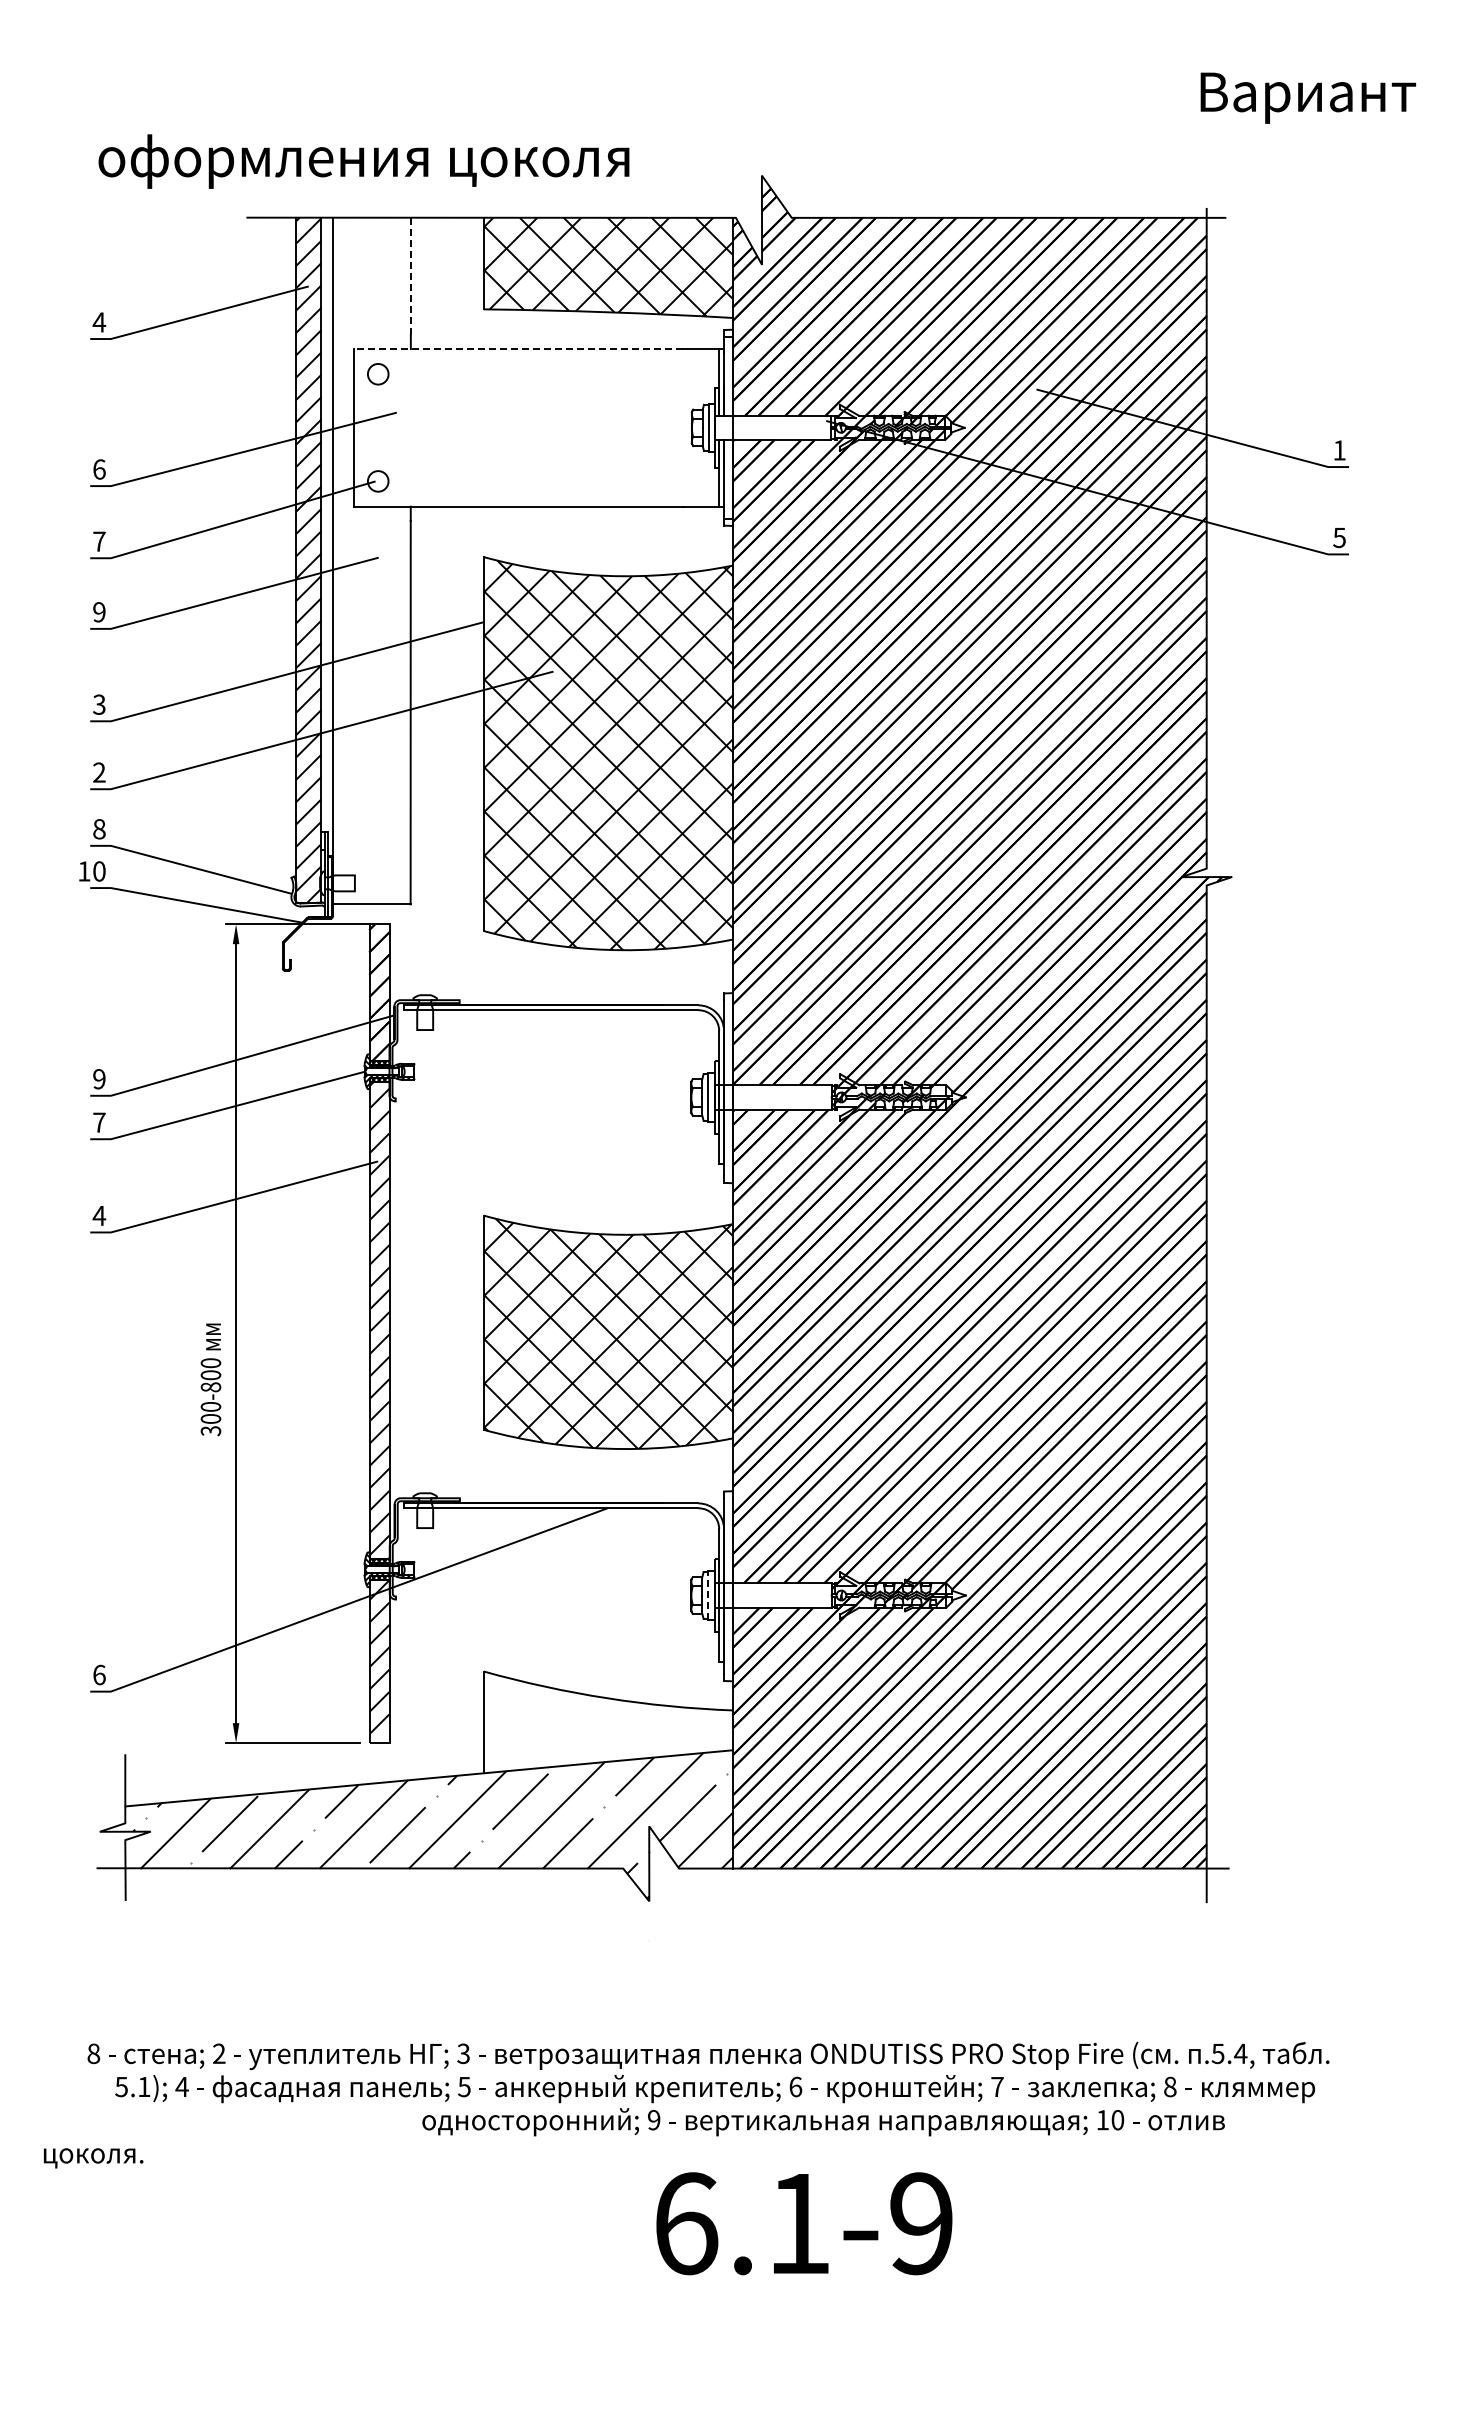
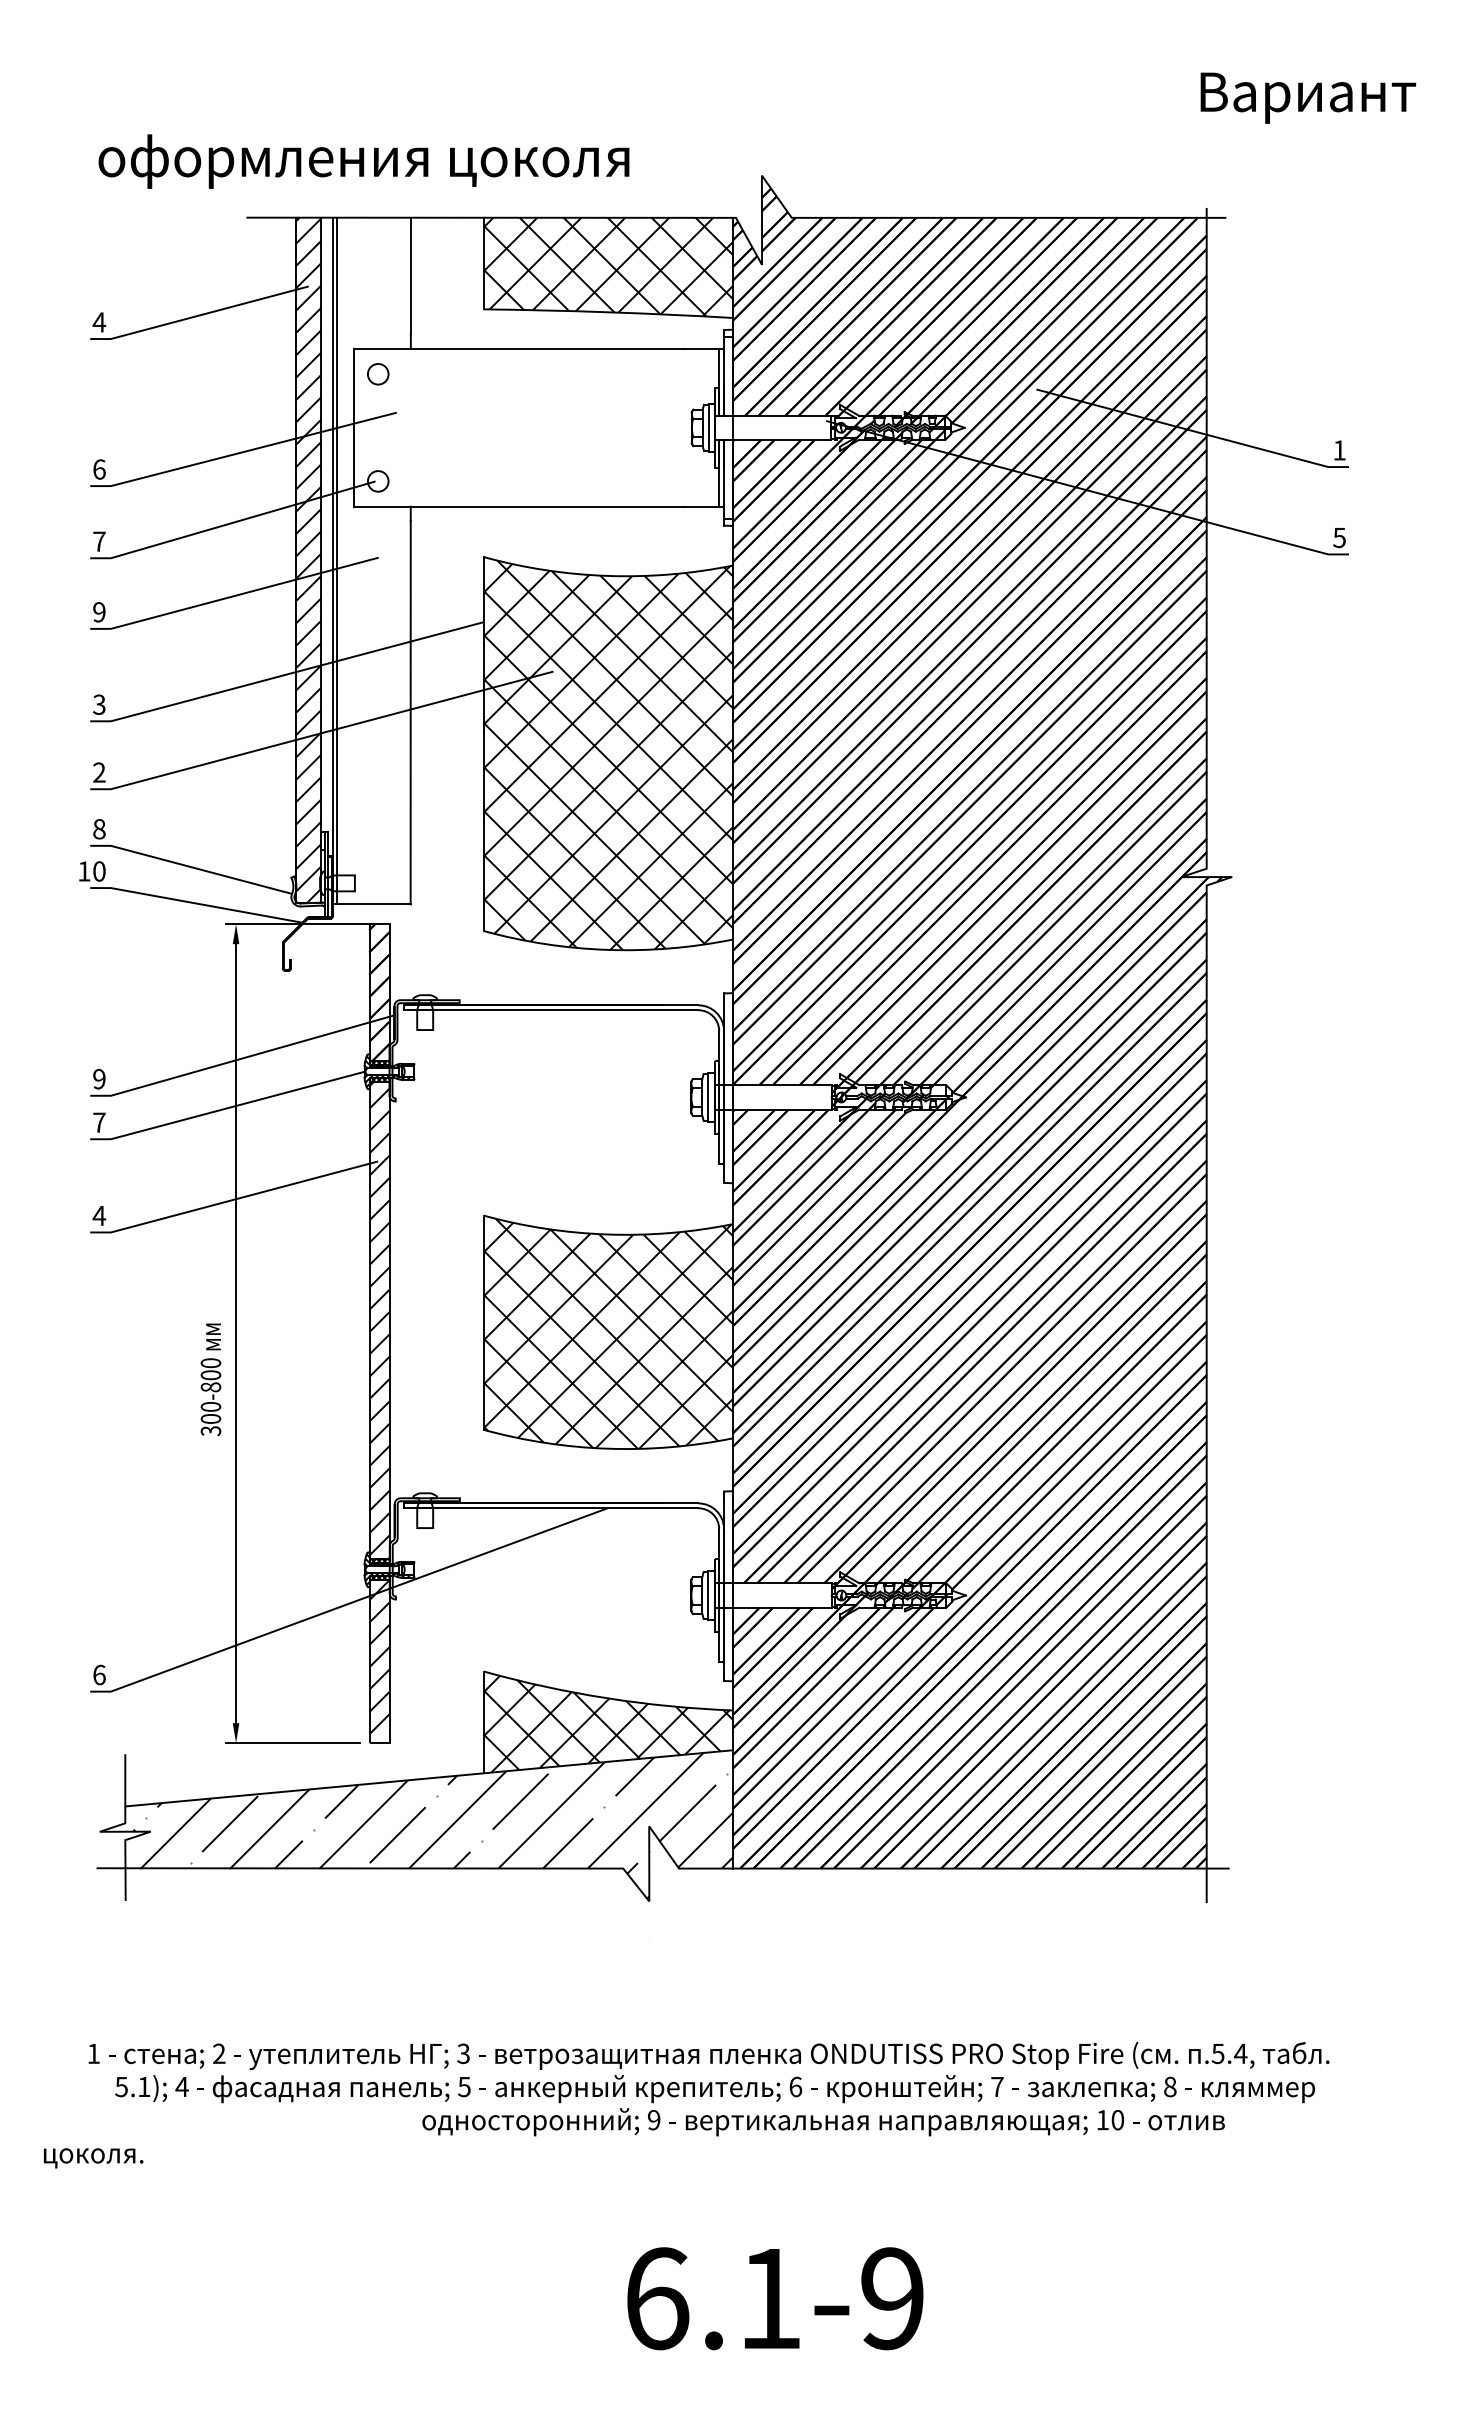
line: dashed -> solid (410, 276)
line: dashed -> solid (518, 349)
line: none -> present (336, 560)
line: dashed -> solid (708, 1595)
hatch: none -> present (607, 1723)
text: 8 -> 1 (93, 2053)
text position: (804, 2223) -> (775, 2298) (775, 2298)
